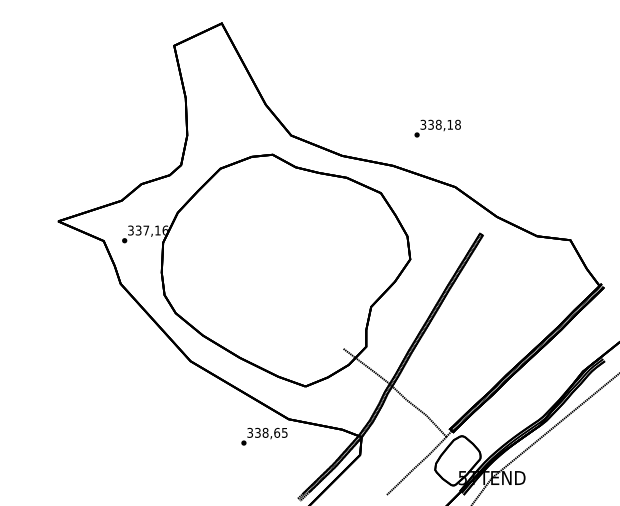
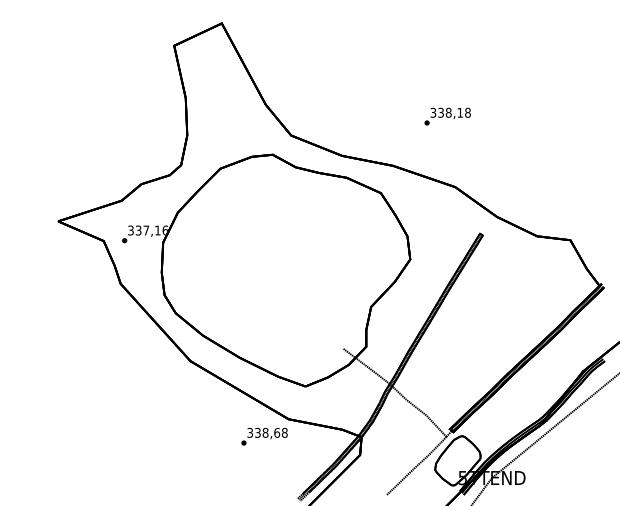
text position: (437, 128) -> (447, 116) (447, 116)
text: 338,65 -> 338,68 (284, 432)
